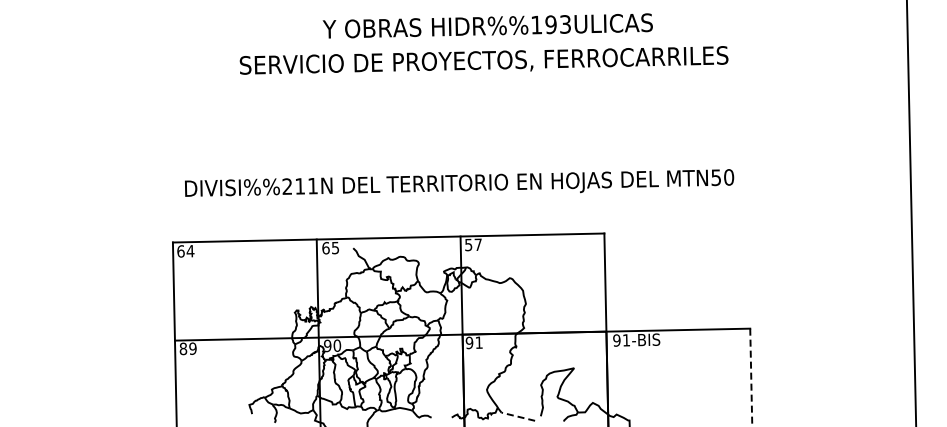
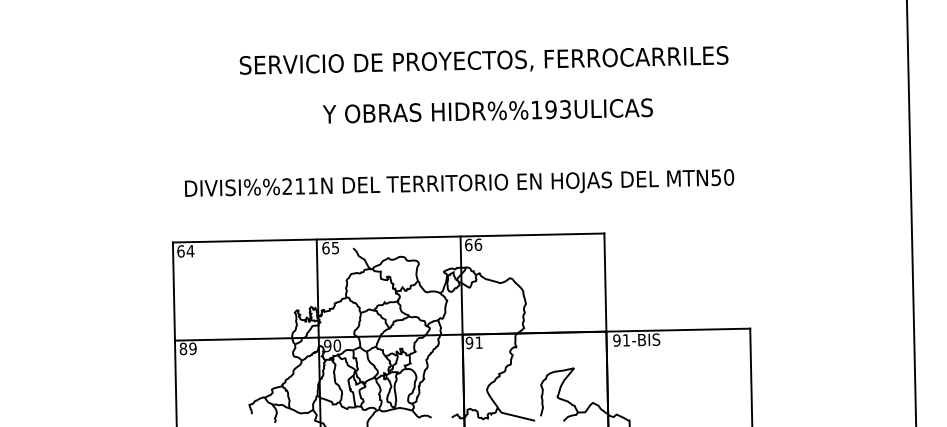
text position: (487, 25) -> (487, 110) (487, 110)
text: 57 -> 66 (473, 244)
line: dashed -> solid (751, 377)
line: dashed -> solid (514, 415)
